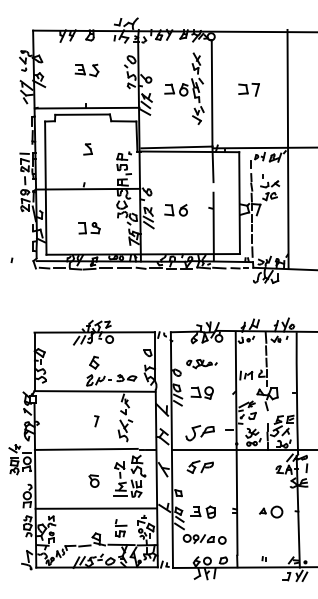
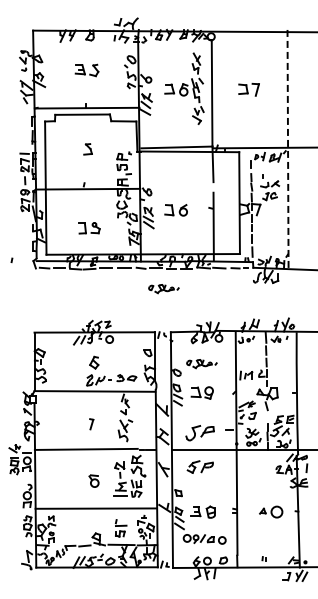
line: solid -> dashed (288, 149)
part: none -> present (163, 289)
part position: (96, 421) -> (91, 424) (91, 424)
